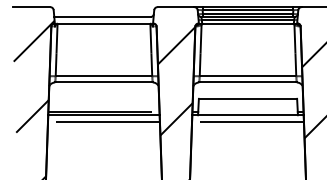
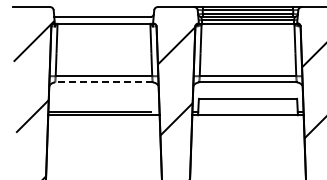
line: solid -> dashed (103, 82)
line: present -> none (103, 122)
line: present -> none (247, 122)
